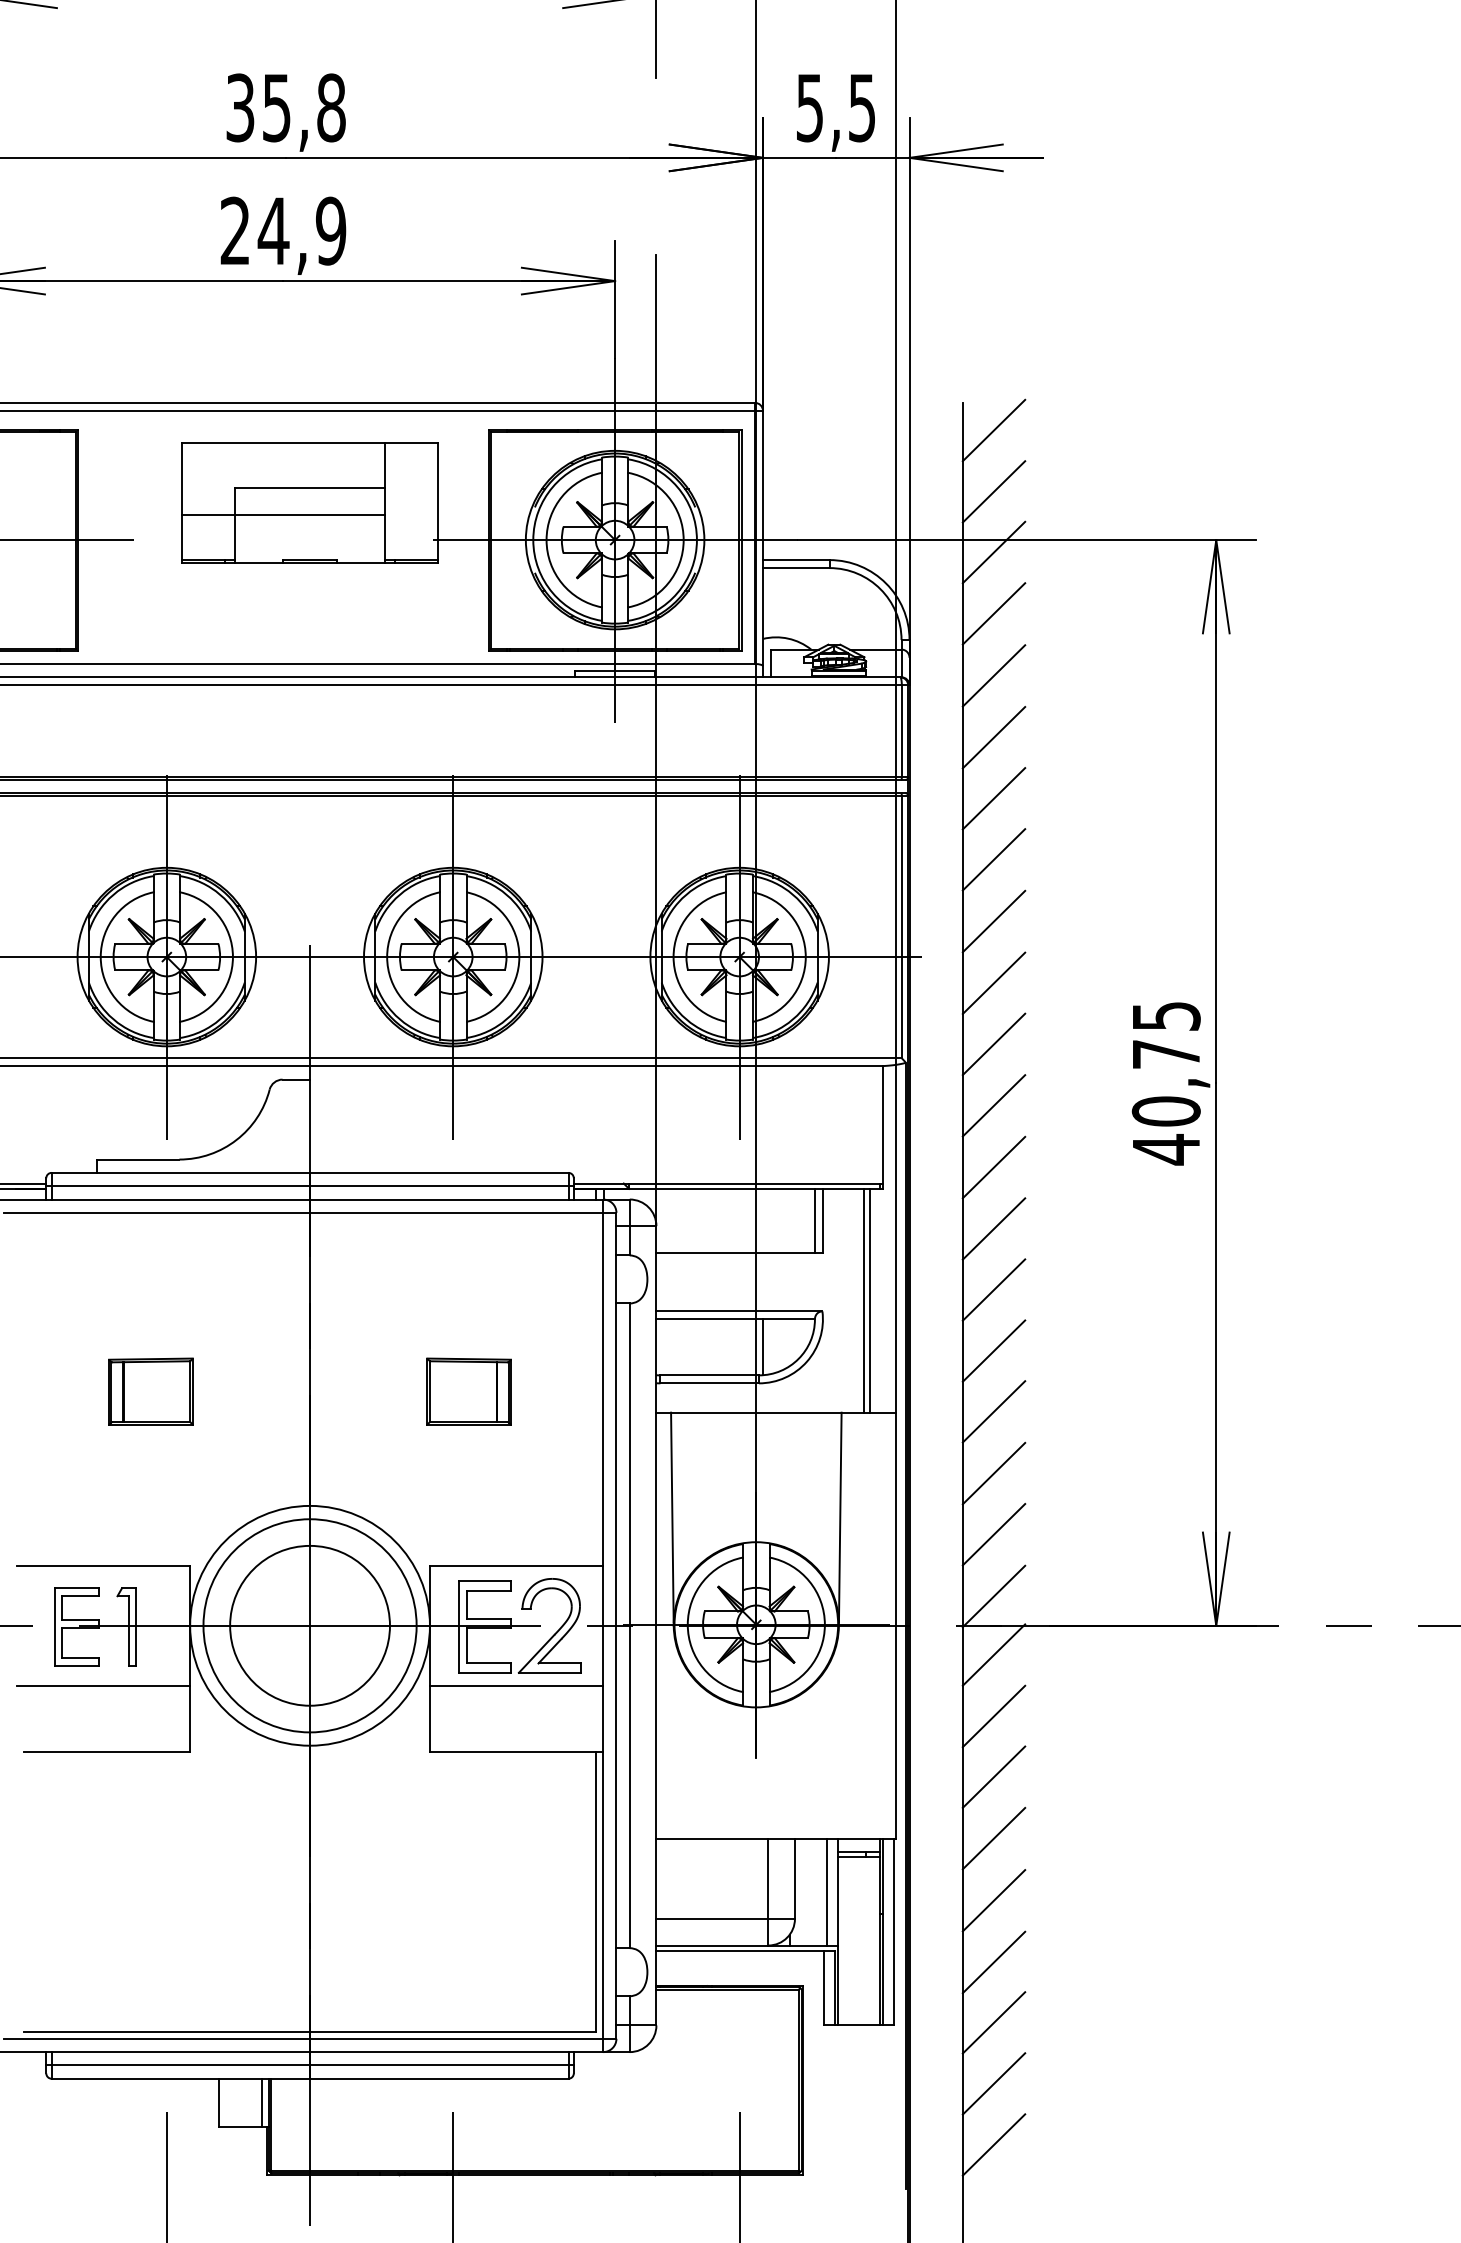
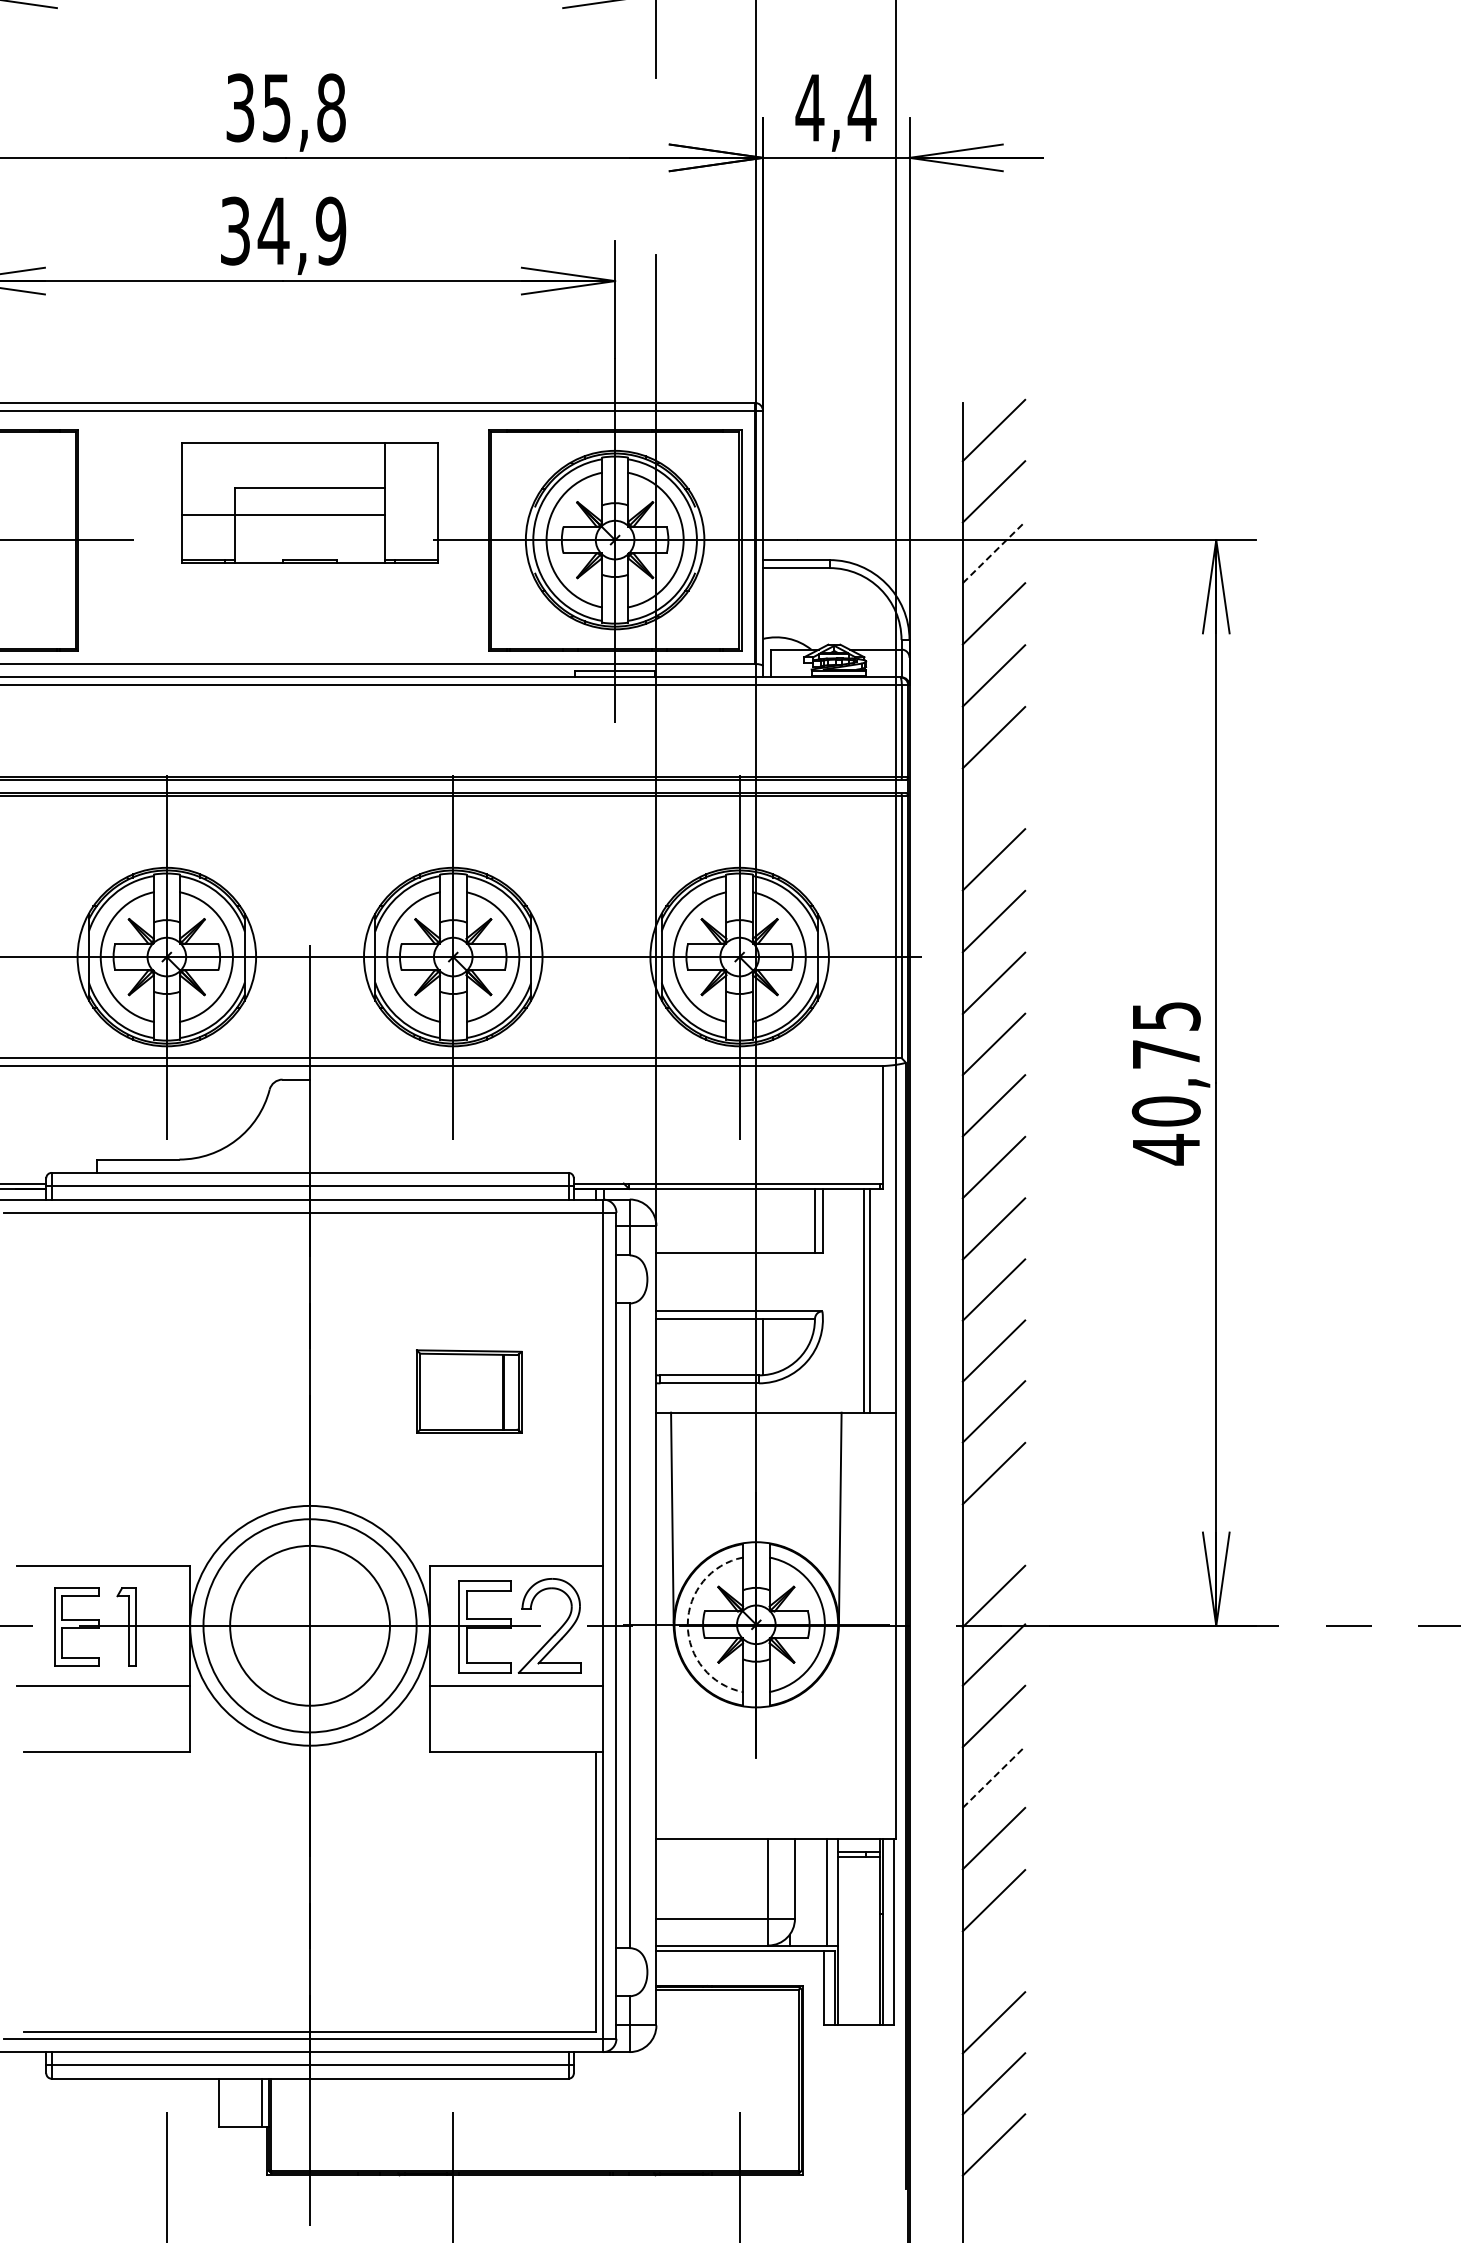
text: 5,5 -> 4,4 (835, 108)
text: 24,9 -> 34,9 (234, 230)
line: solid -> dashed (993, 552)
line: present -> none (993, 798)
part: present -> none (150, 1391)
part size: 86x69 px -> 107x85 px (469, 1391)
line: present -> none (993, 1534)
arc: solid -> dashed (687, 1624)
line: solid -> dashed (993, 1777)
line: present -> none (993, 1962)
